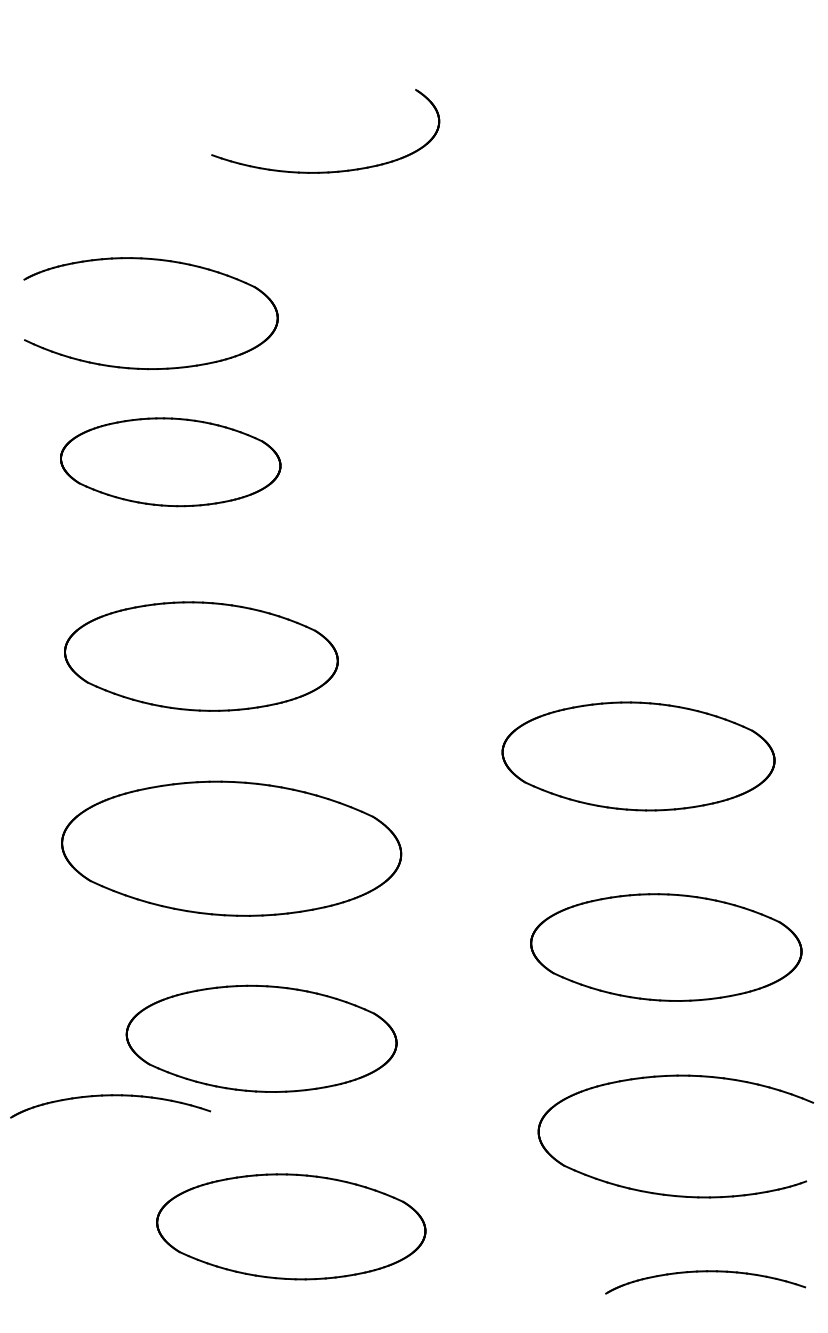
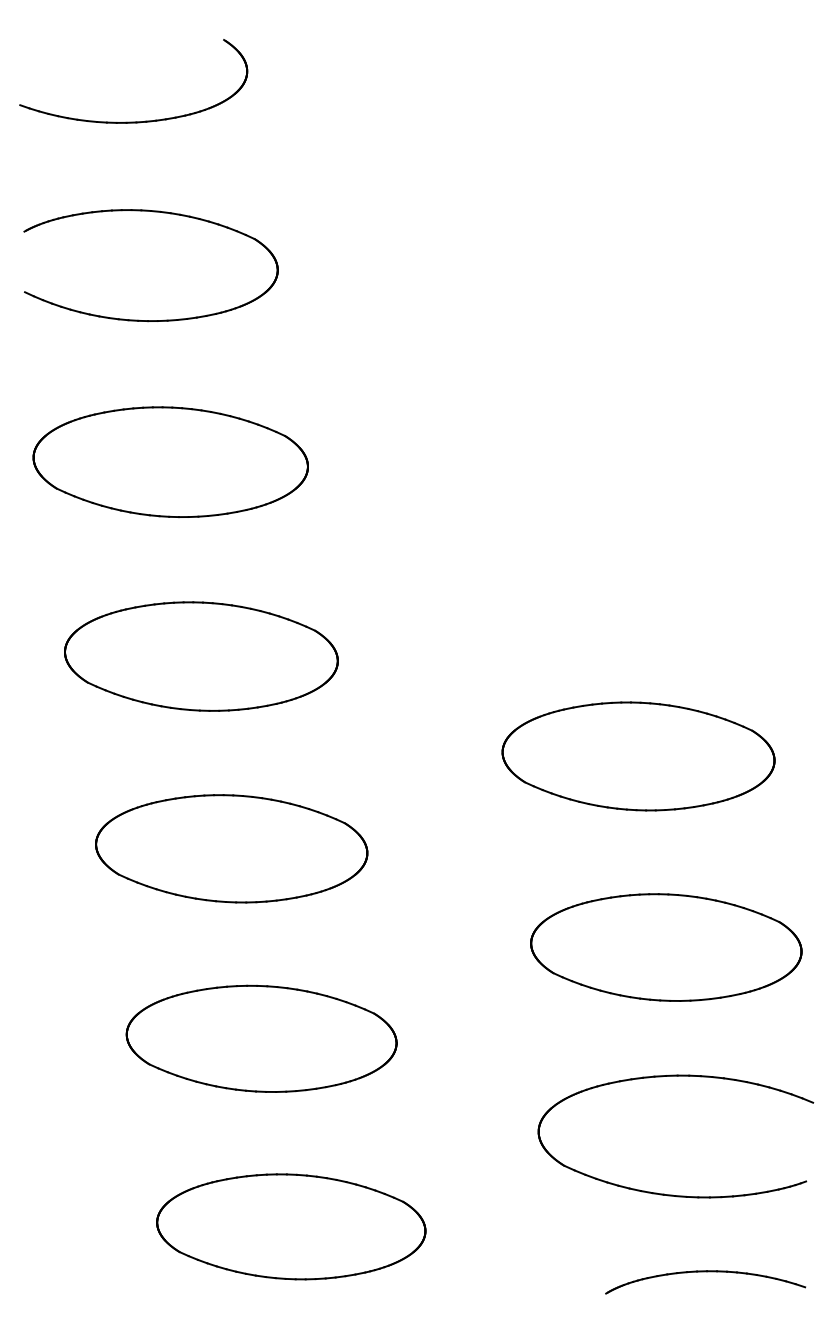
part position: (325, 171) -> (133, 121) (133, 121)
part position: (153, 260) -> (153, 212) (153, 212)
part size: 222x91 px -> 277x113 px (170, 462)
part size: 342x137 px -> 274x110 px (231, 848)
part: present -> none (110, 1096)
